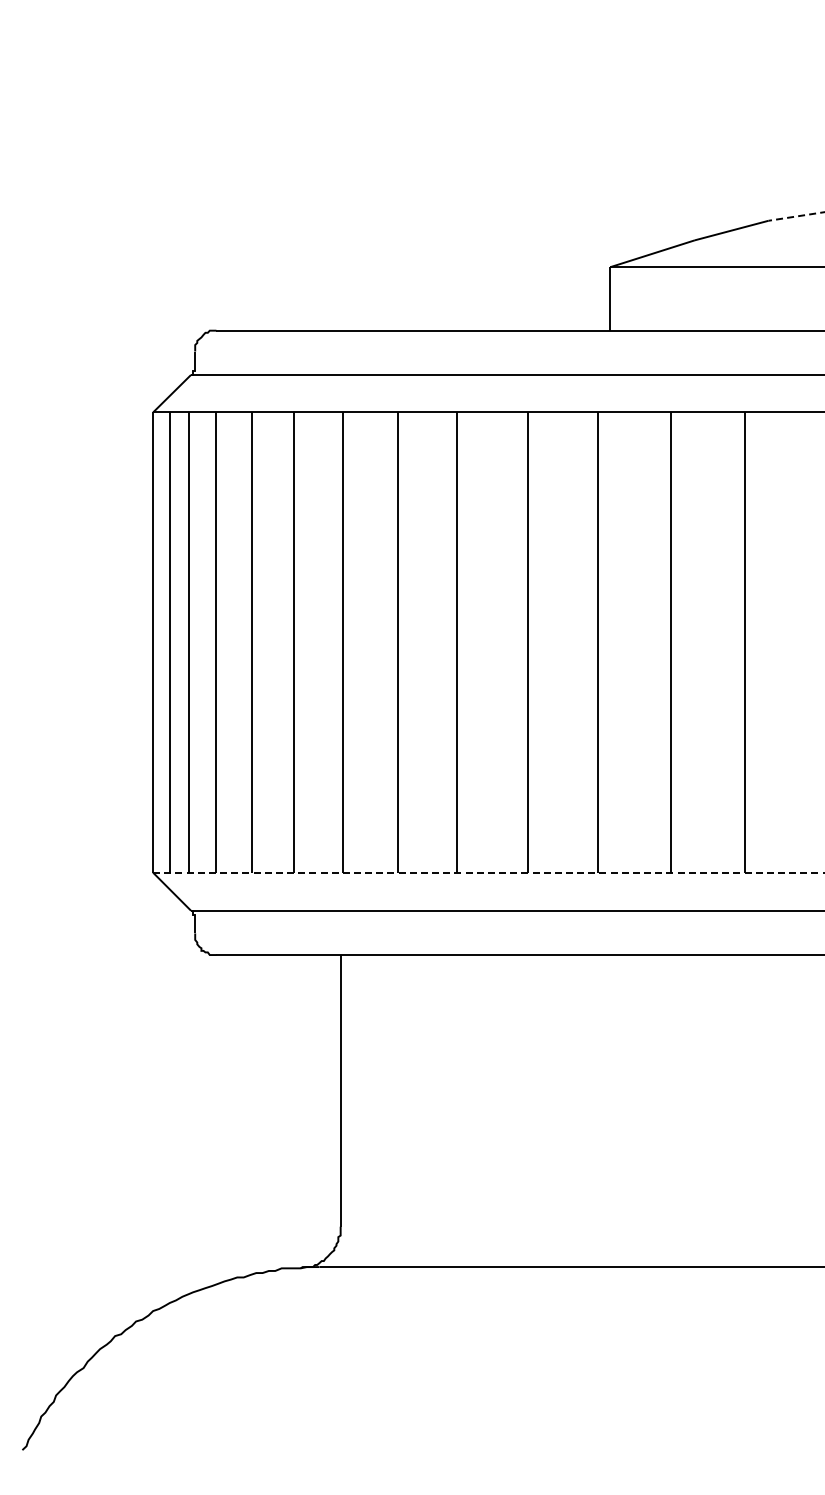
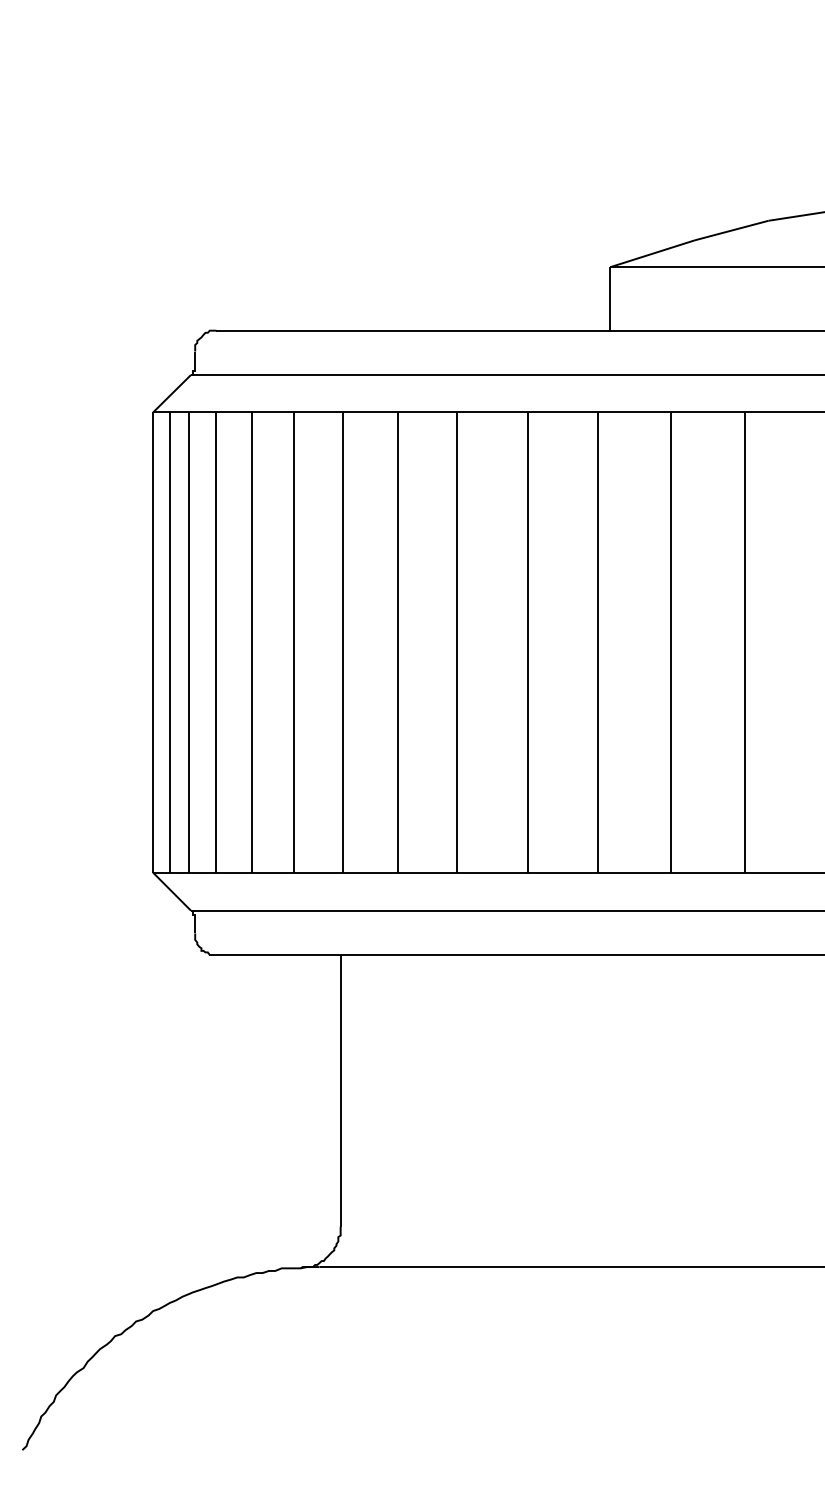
line: dashed -> solid (796, 216)
line: dashed -> solid (489, 872)
